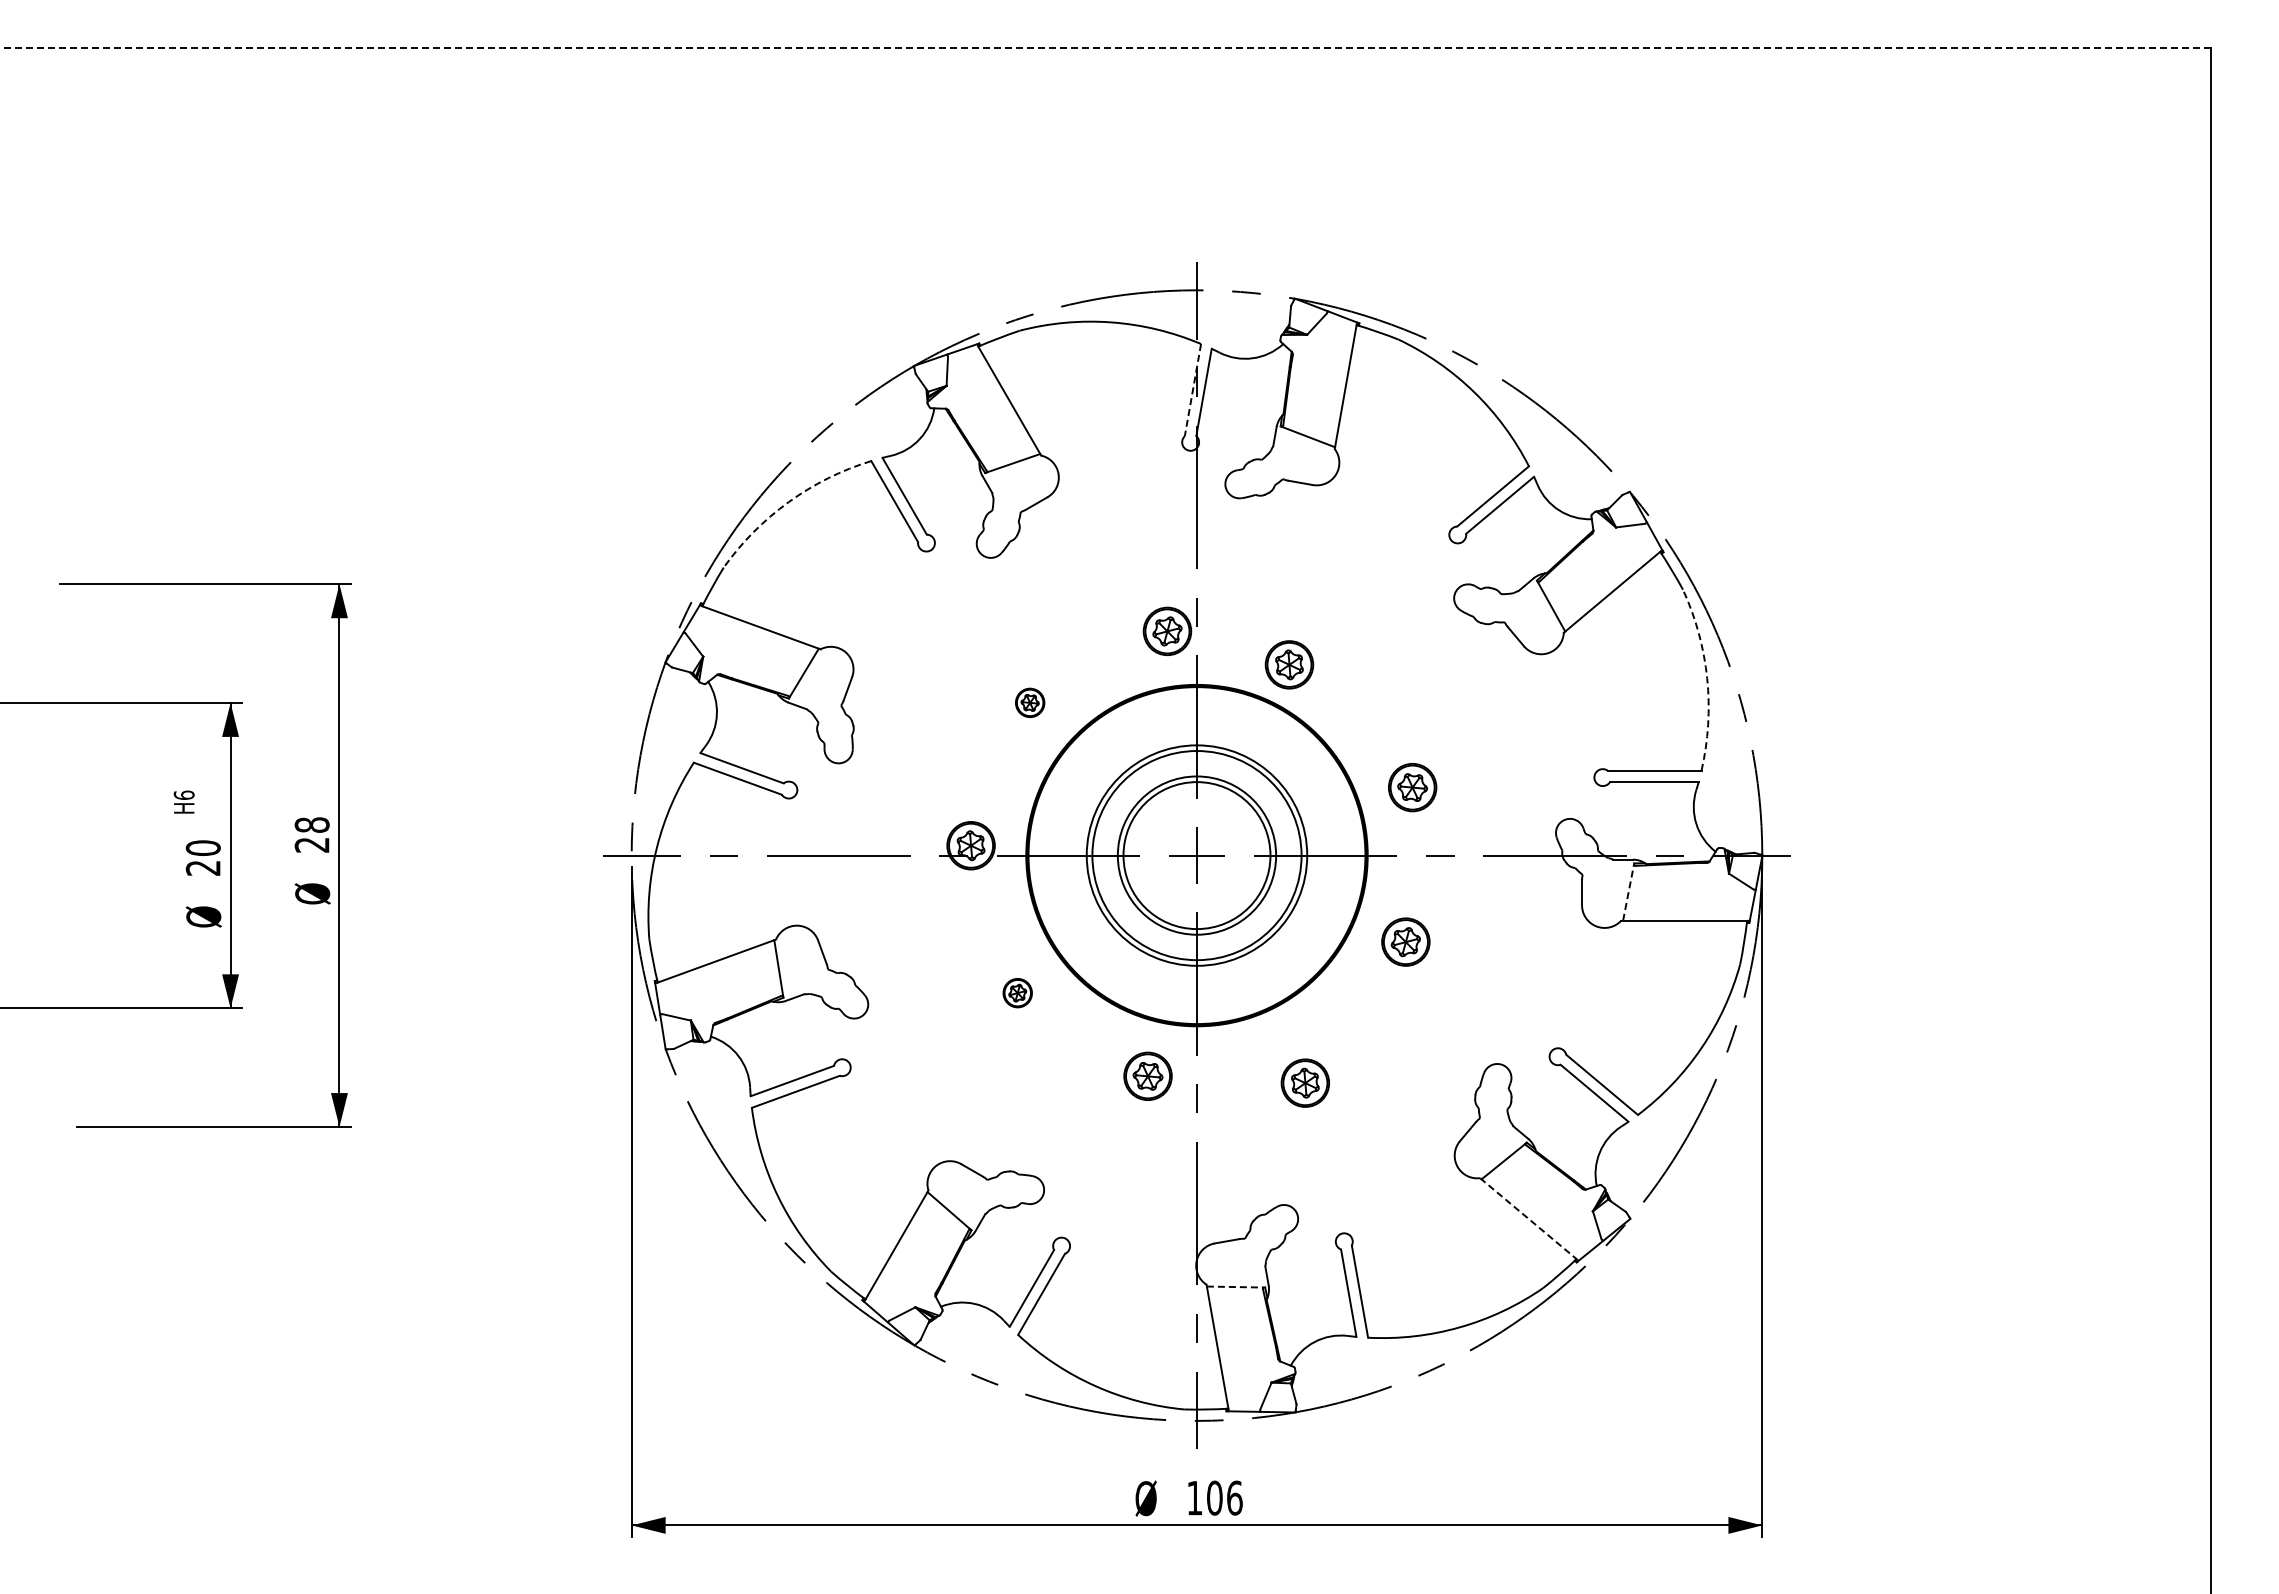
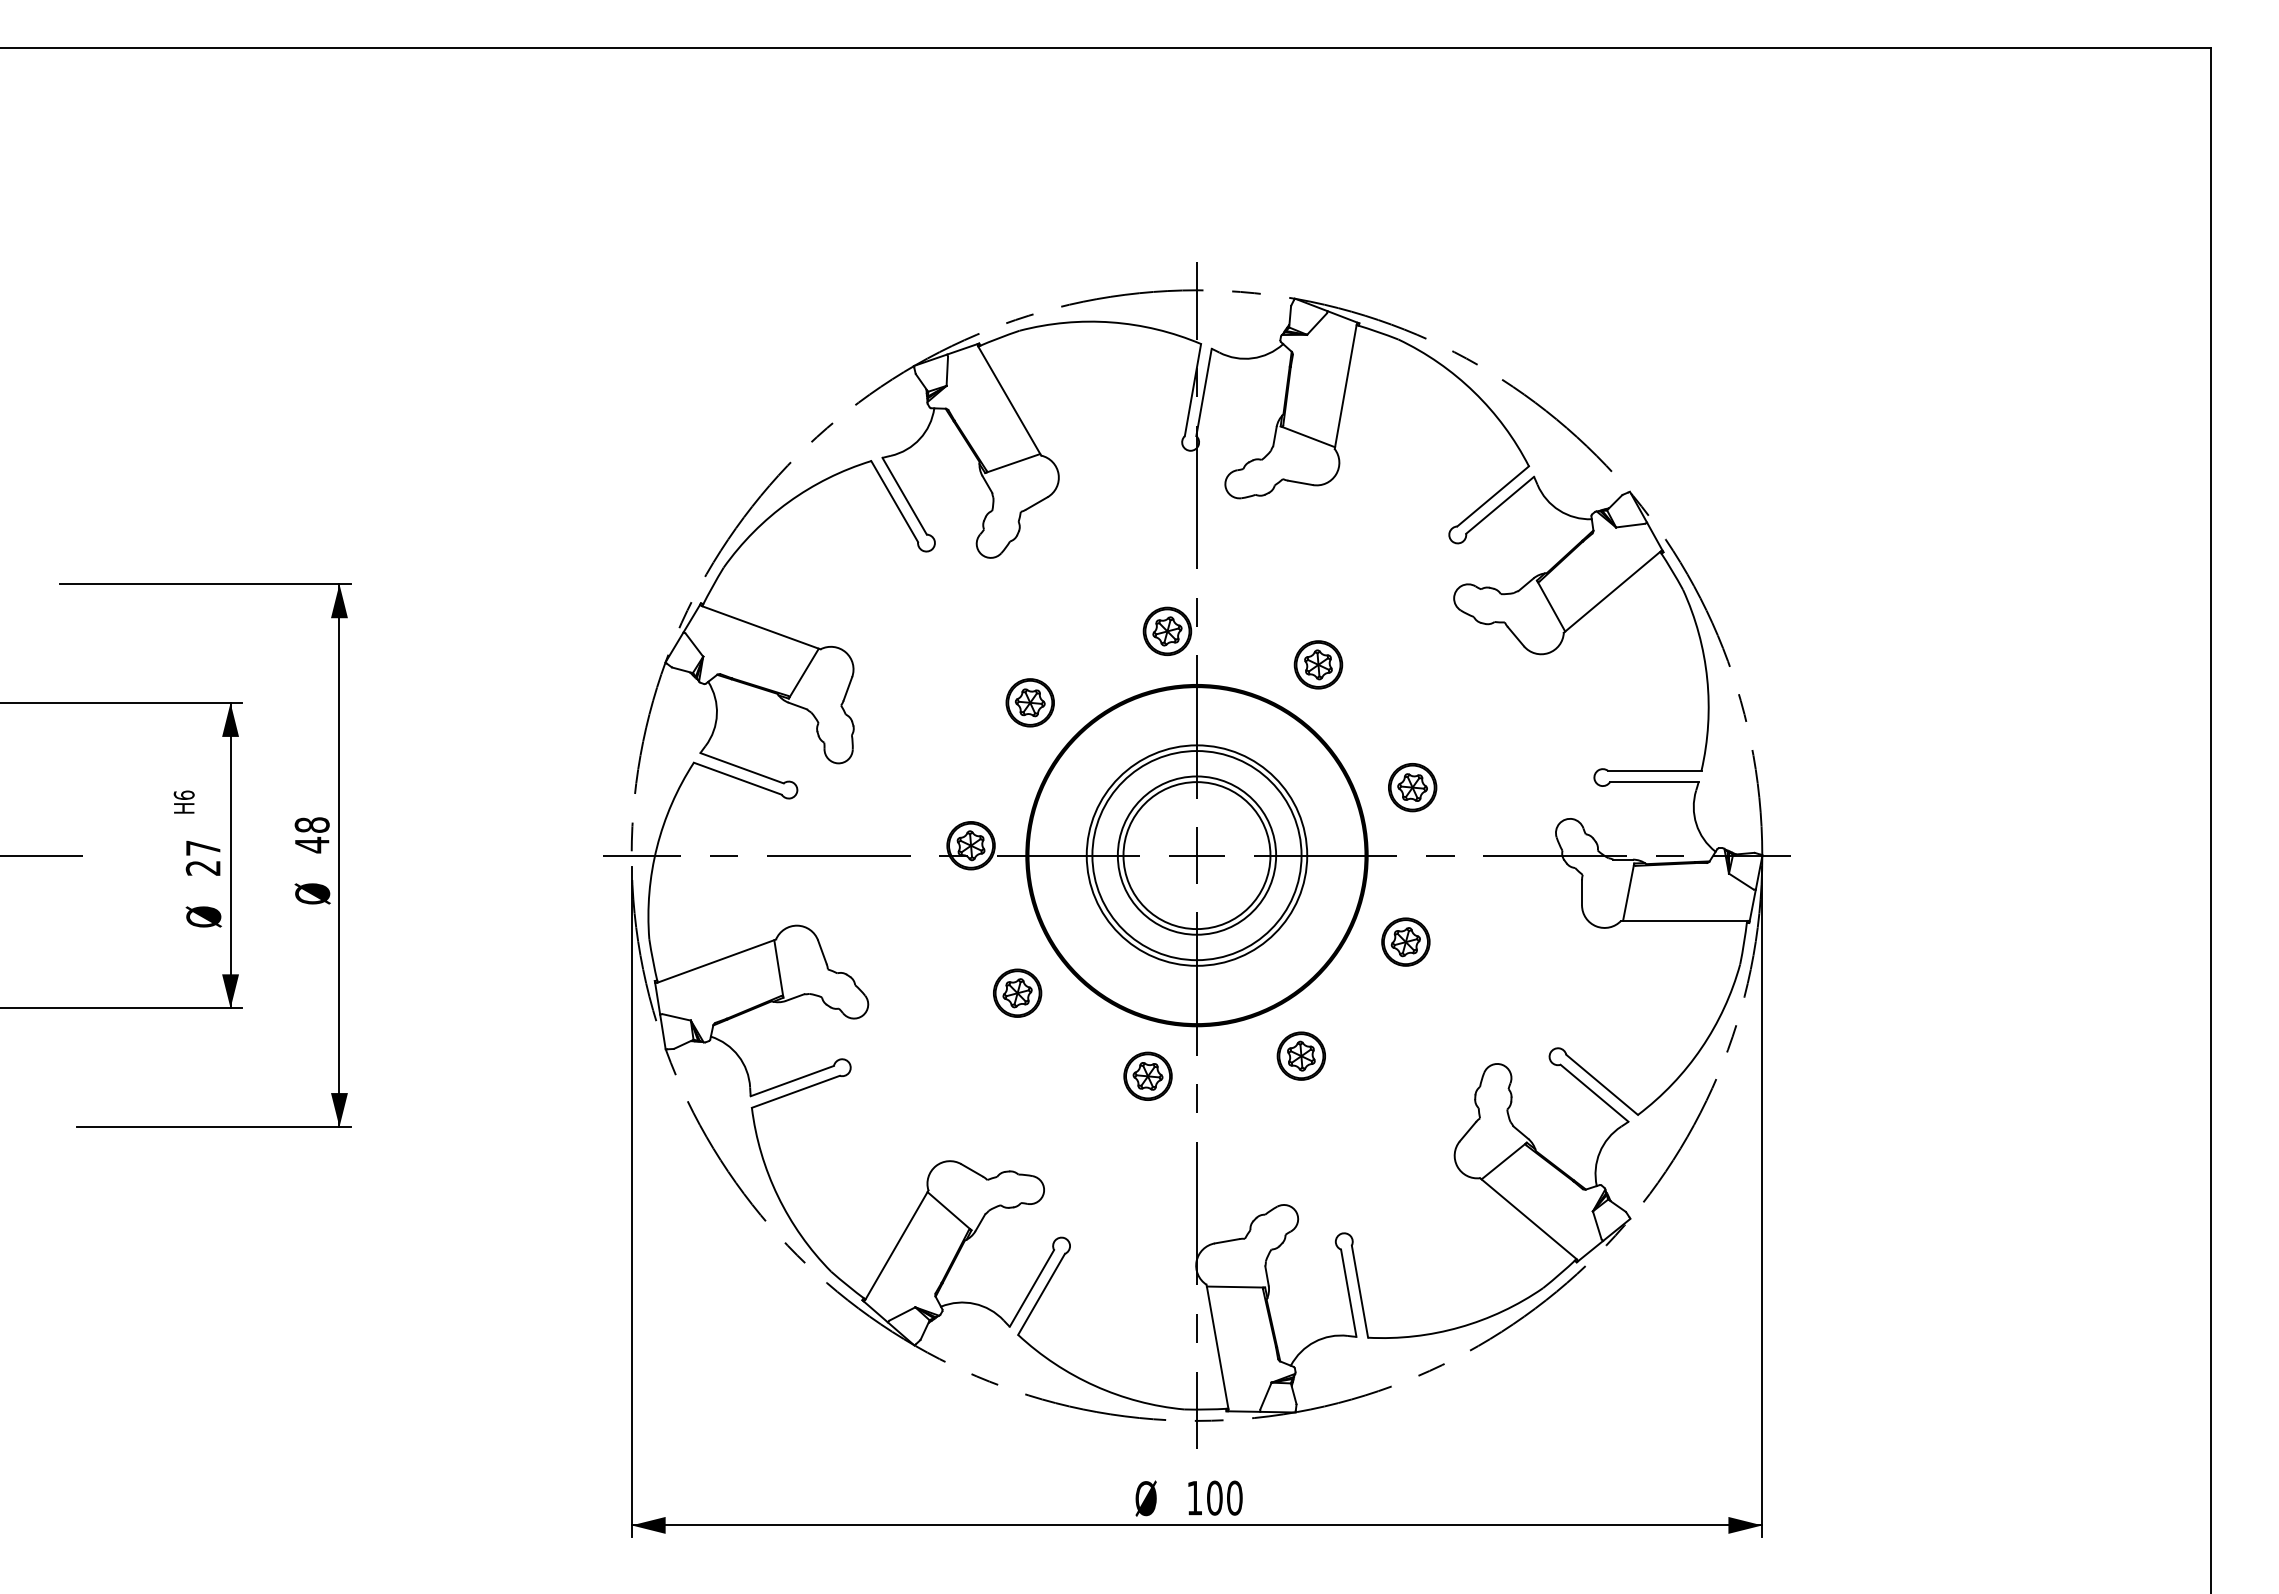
line: dashed -> solid (1105, 47)
line: dashed -> solid (1192, 390)
arc: dashed -> solid (788, 502)
part position: (1289, 664) -> (1318, 664) (1318, 664)
arc: dashed -> solid (1707, 678)
part size: 31x31 px -> 50x50 px (1029, 702)
text: 28 -> 48 (311, 844)
text: 20 -> 27 (202, 847)
line: none -> present (45, 855)
line: dashed -> solid (1628, 892)
part size: 31x31 px -> 50x50 px (1017, 992)
part position: (1304, 1082) -> (1300, 1055) (1300, 1055)
line: dashed -> solid (1528, 1218)
line: dashed -> solid (1235, 1287)
text: 106 -> 100 (1234, 1497)
